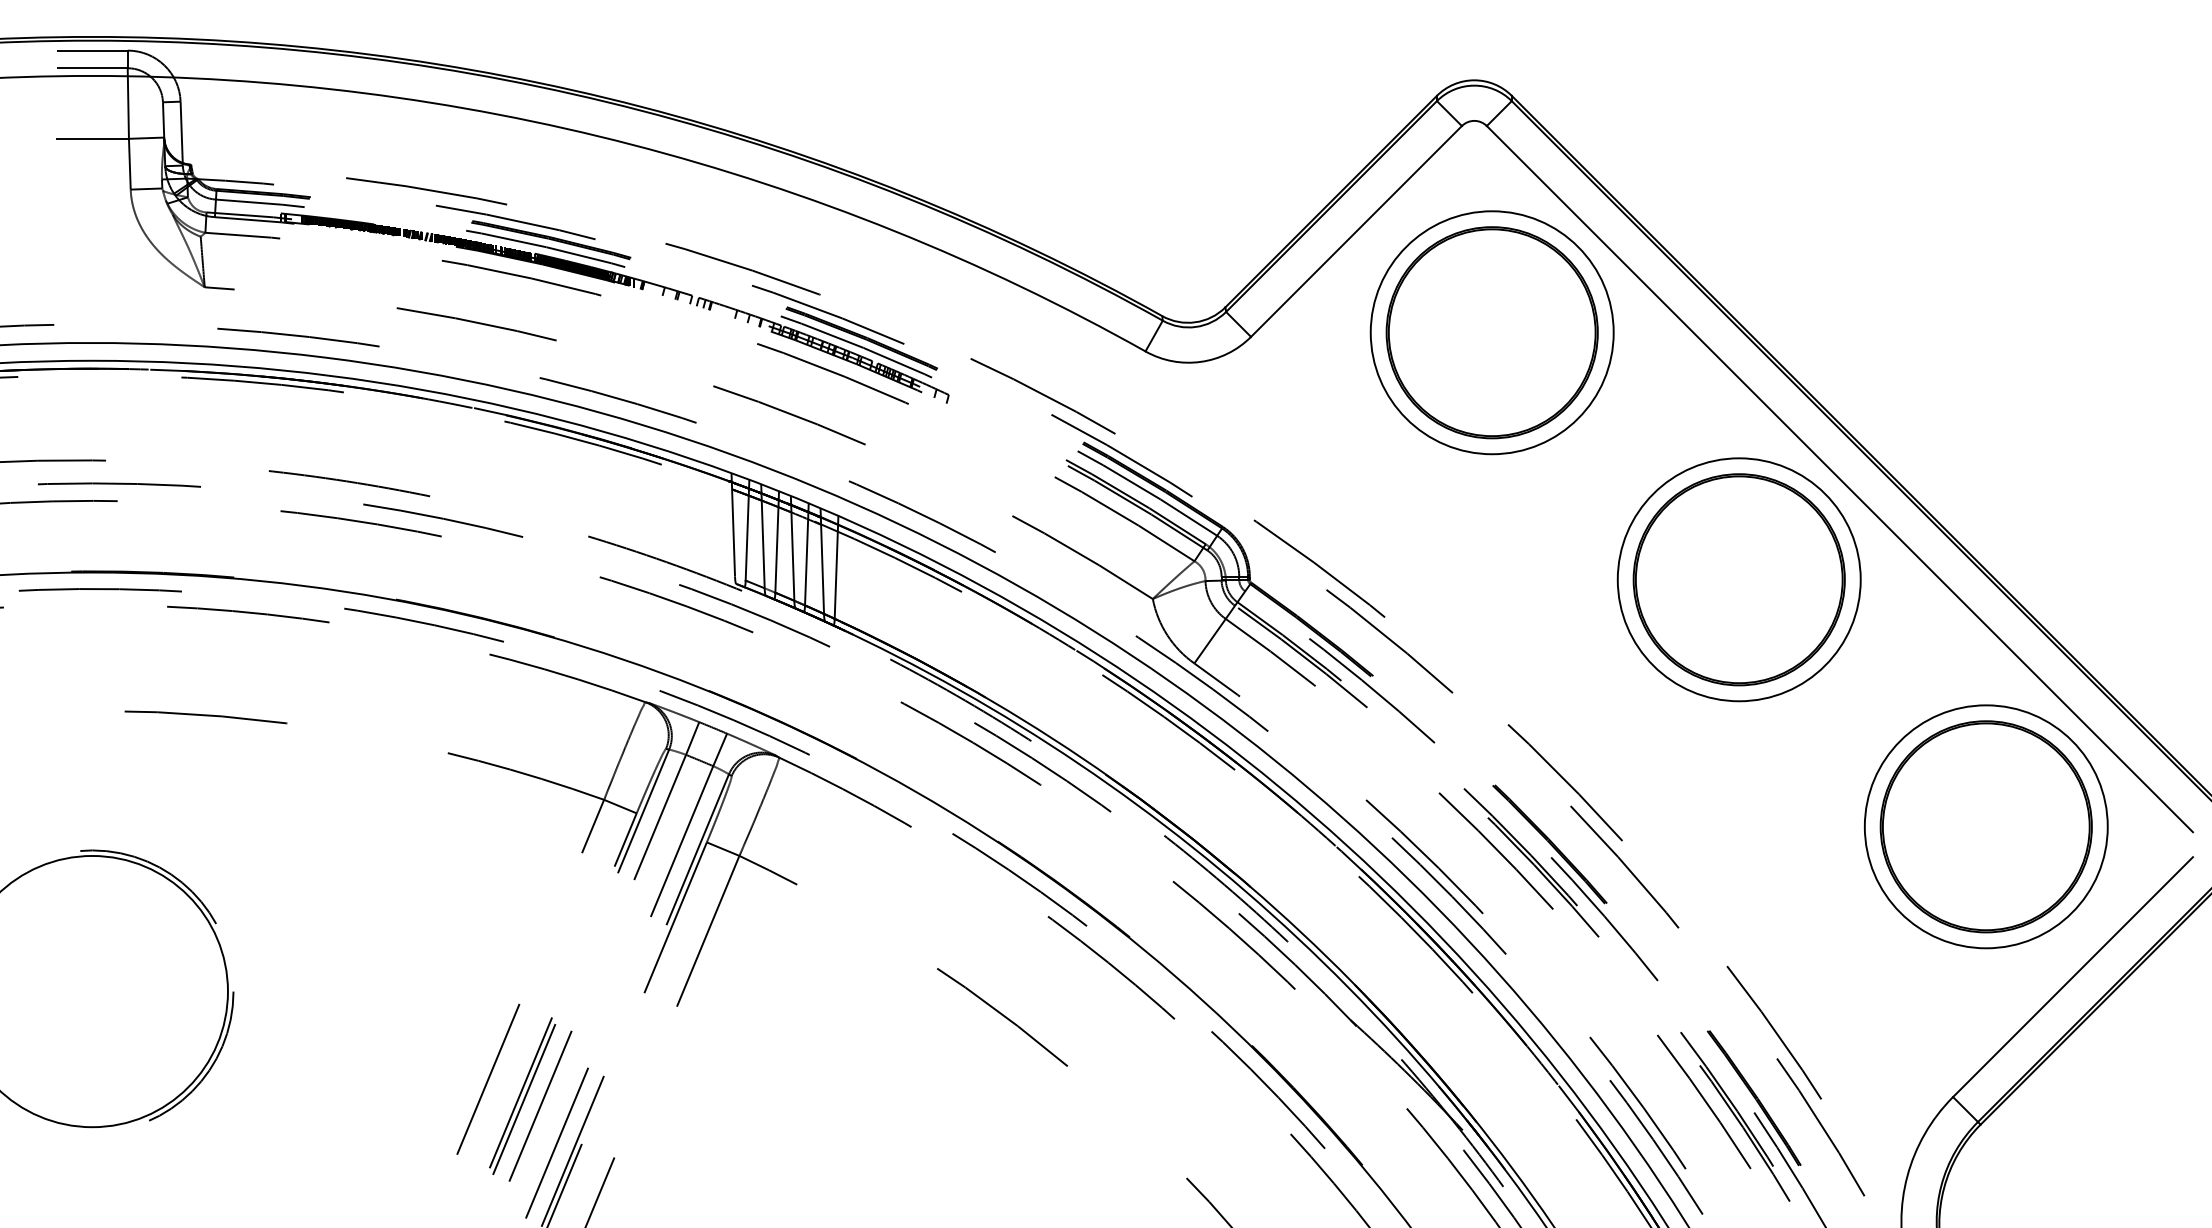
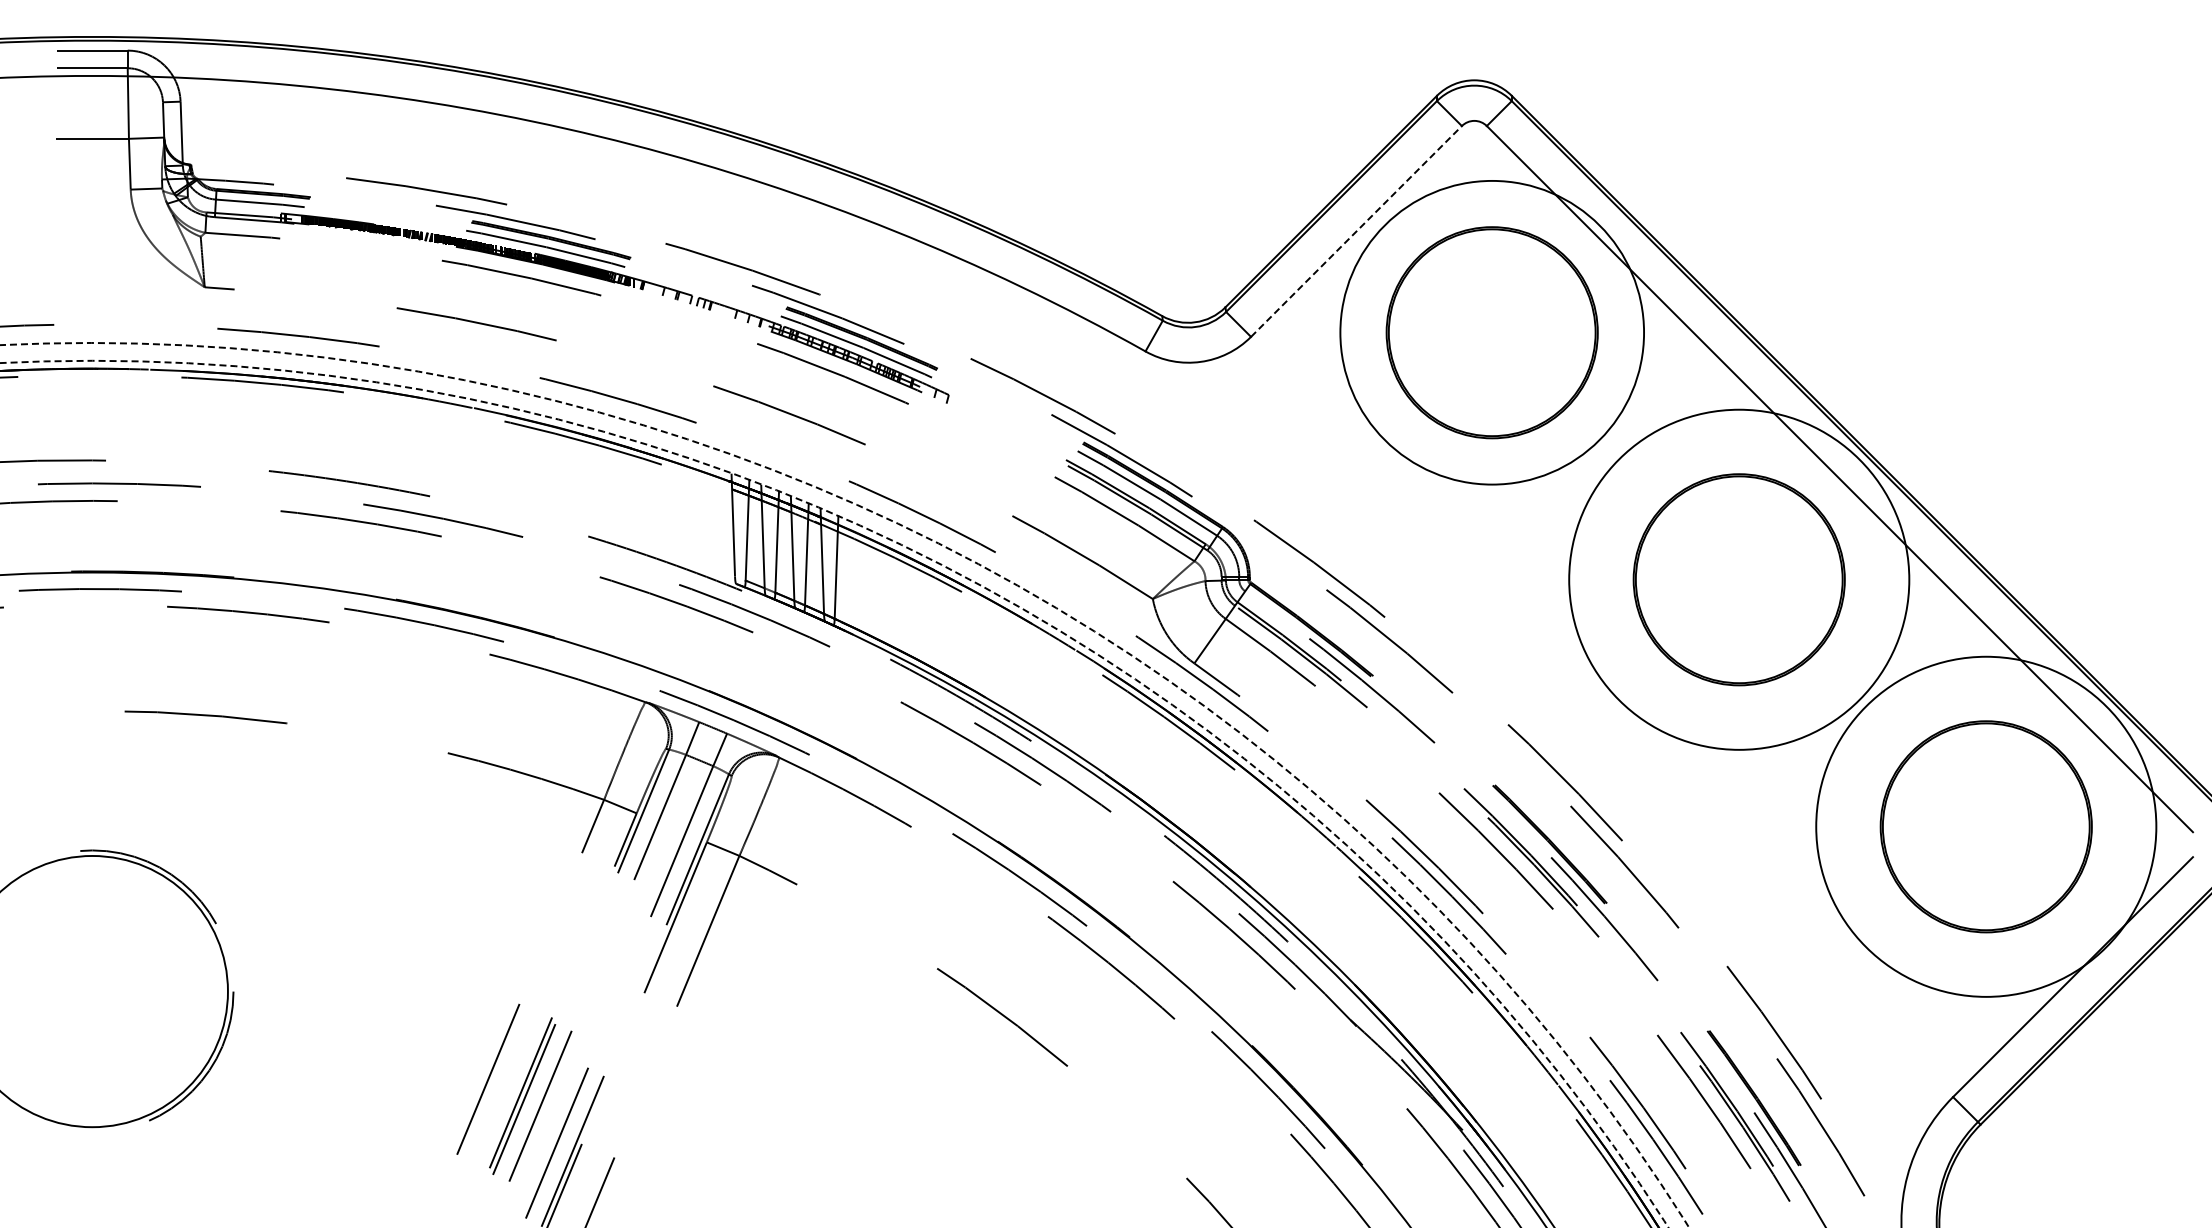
line: solid -> dashed (1356, 231)
circle diameter: 243 px -> 304 px (1492, 332)
arc: solid -> dashed (955, 551)
circle diameter: 243 px -> 340 px (1739, 579)
circle: solid -> dashed (834, 793)
circle diameter: 243 px -> 340 px (1986, 826)
